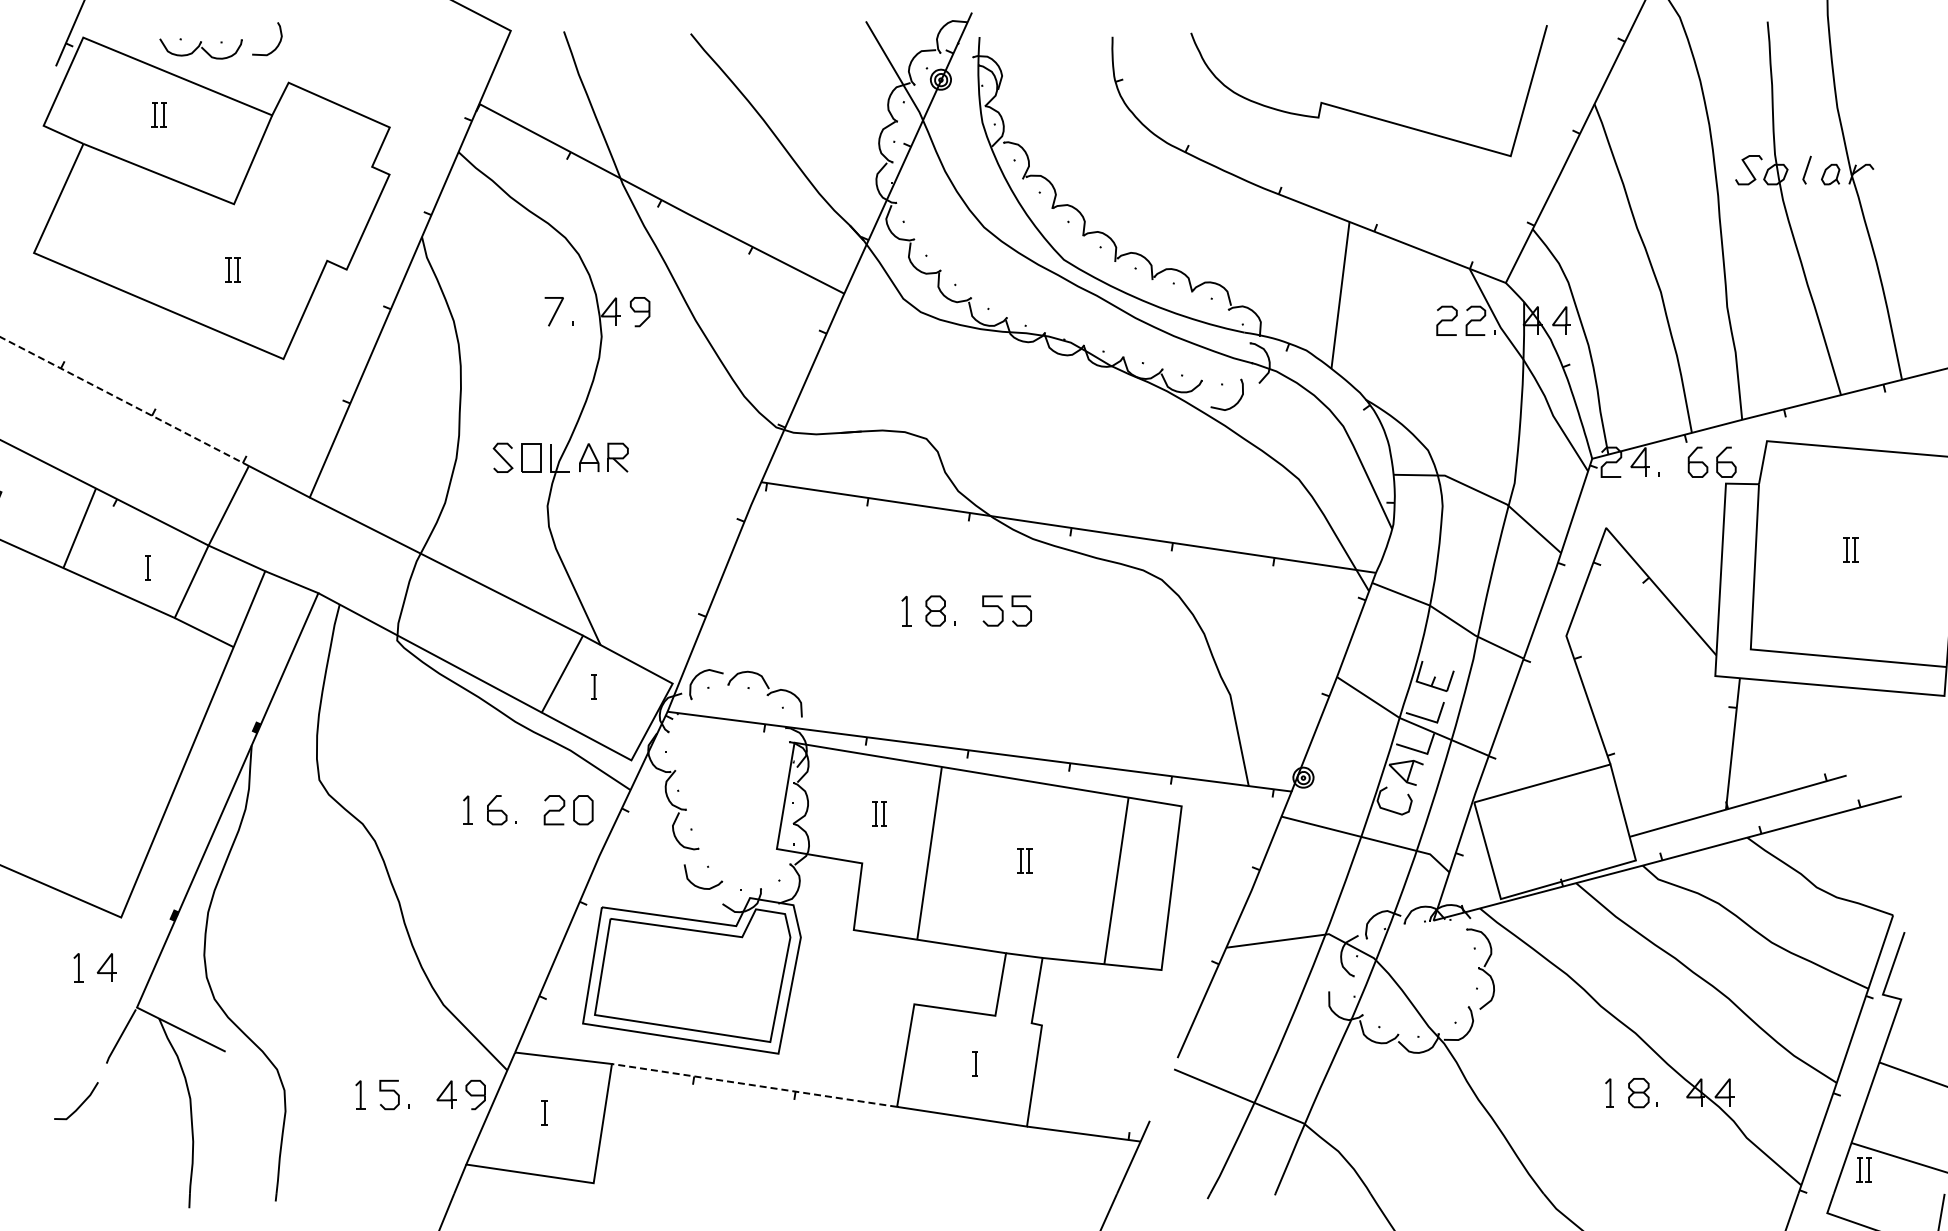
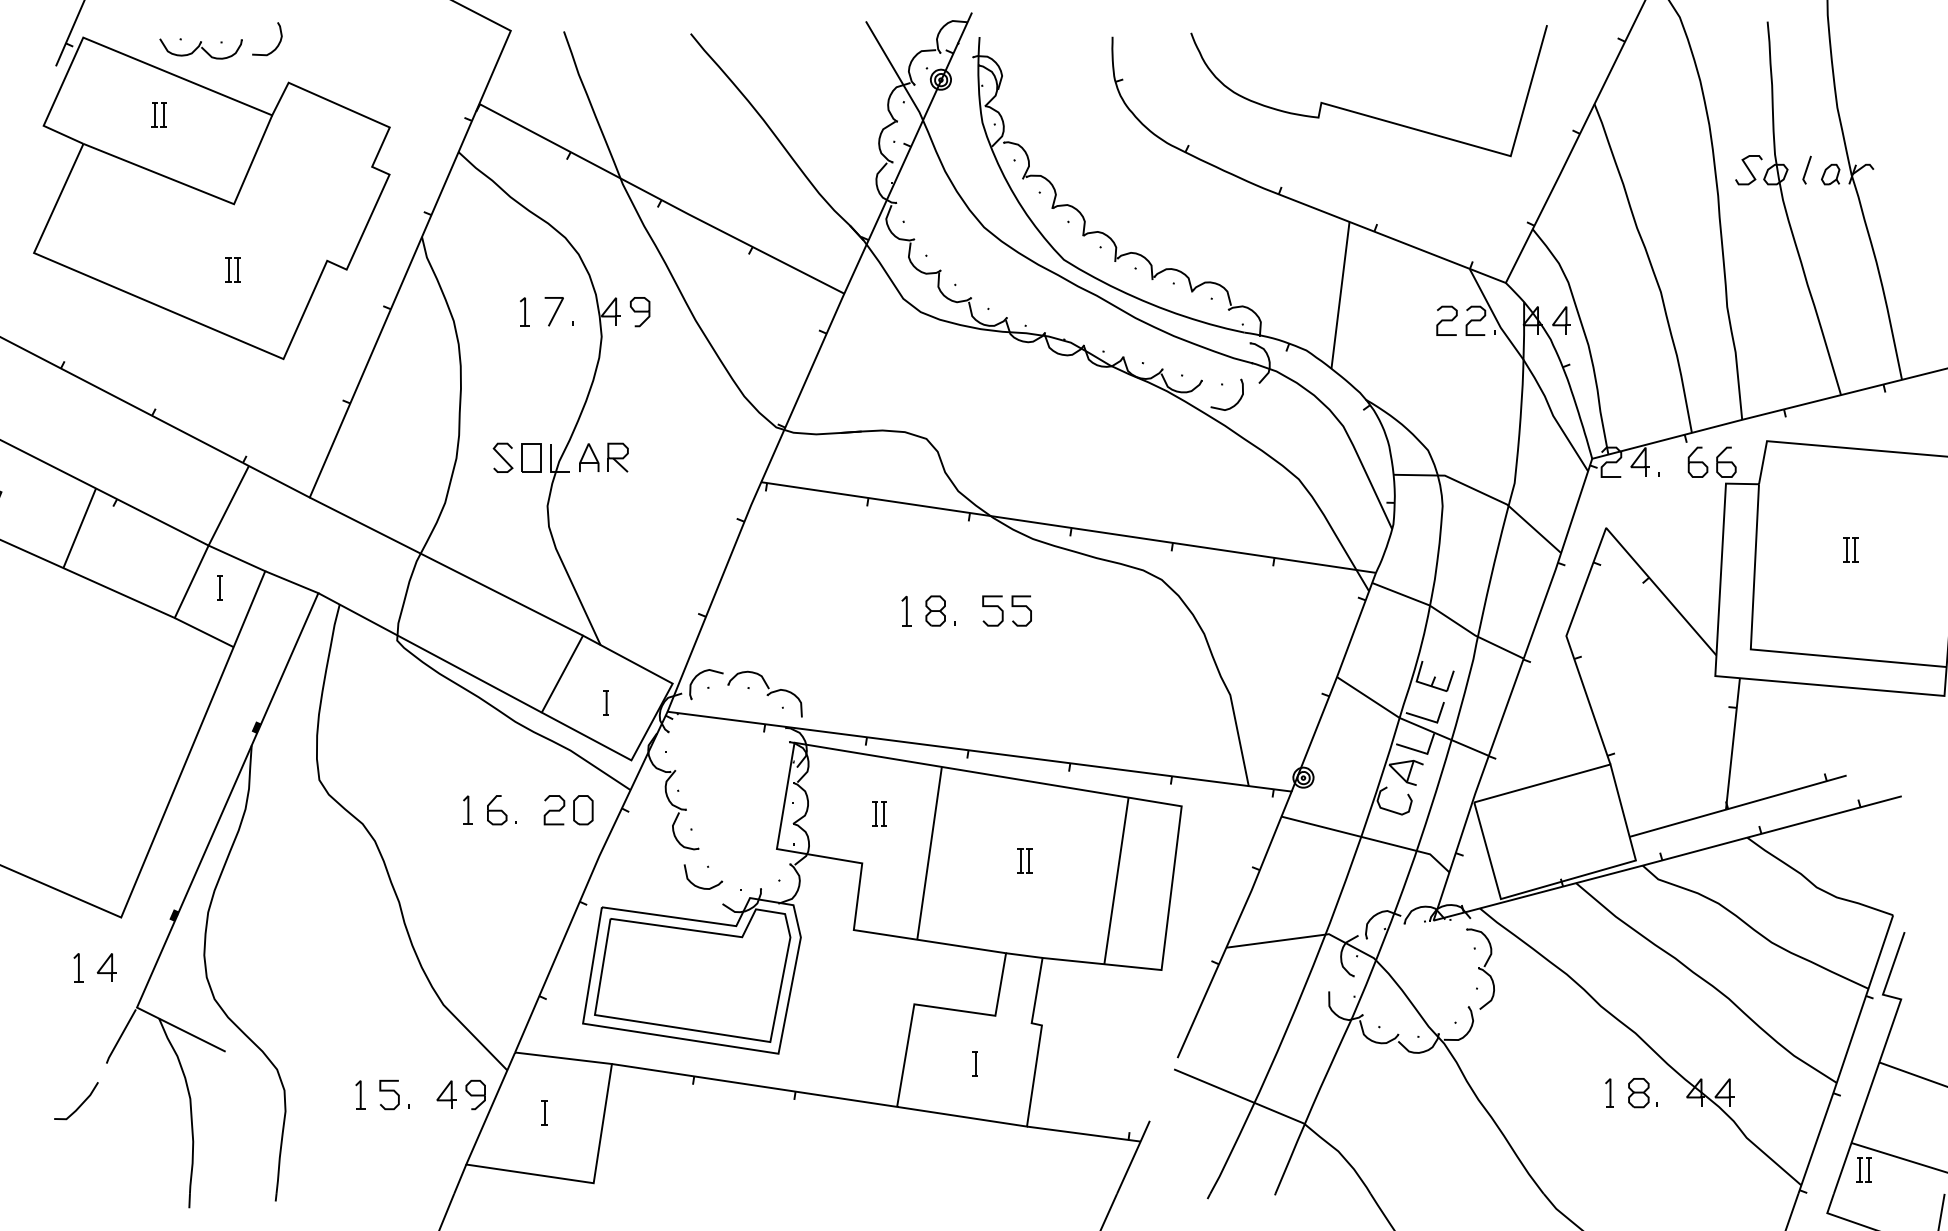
part: none -> present (524, 311)
line: dashed -> solid (122, 400)
part position: (147, 567) -> (219, 587) (219, 587)
part position: (593, 686) -> (605, 702) (605, 702)
line: dashed -> solid (754, 1085)
